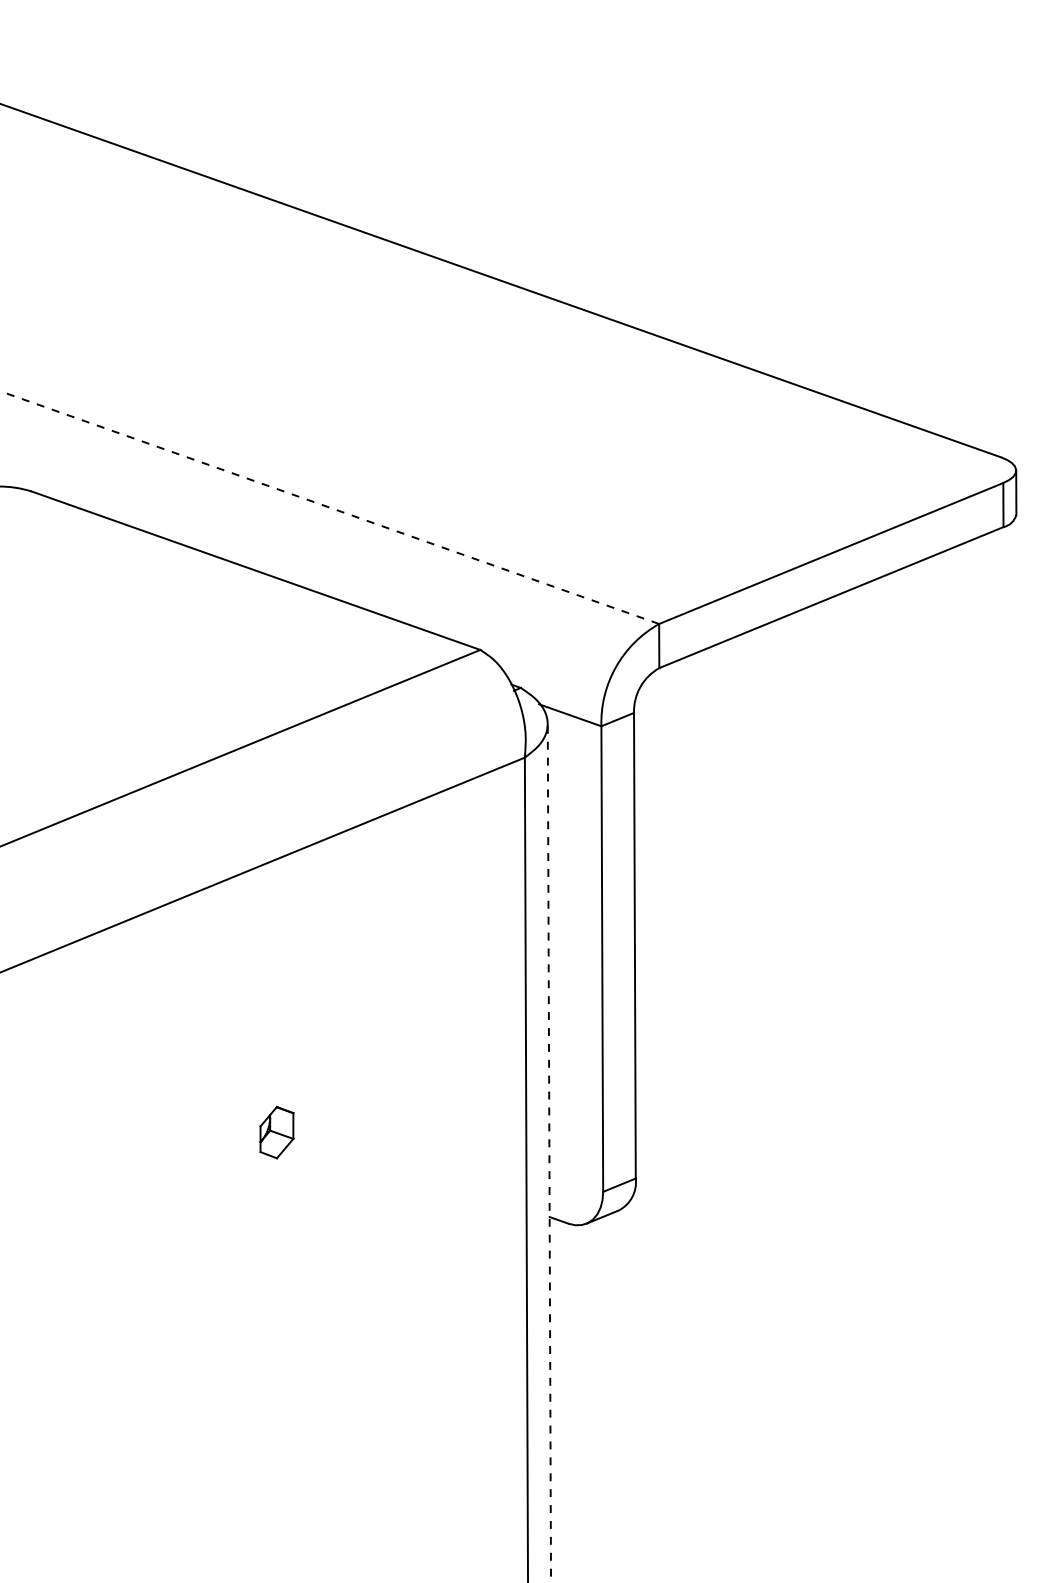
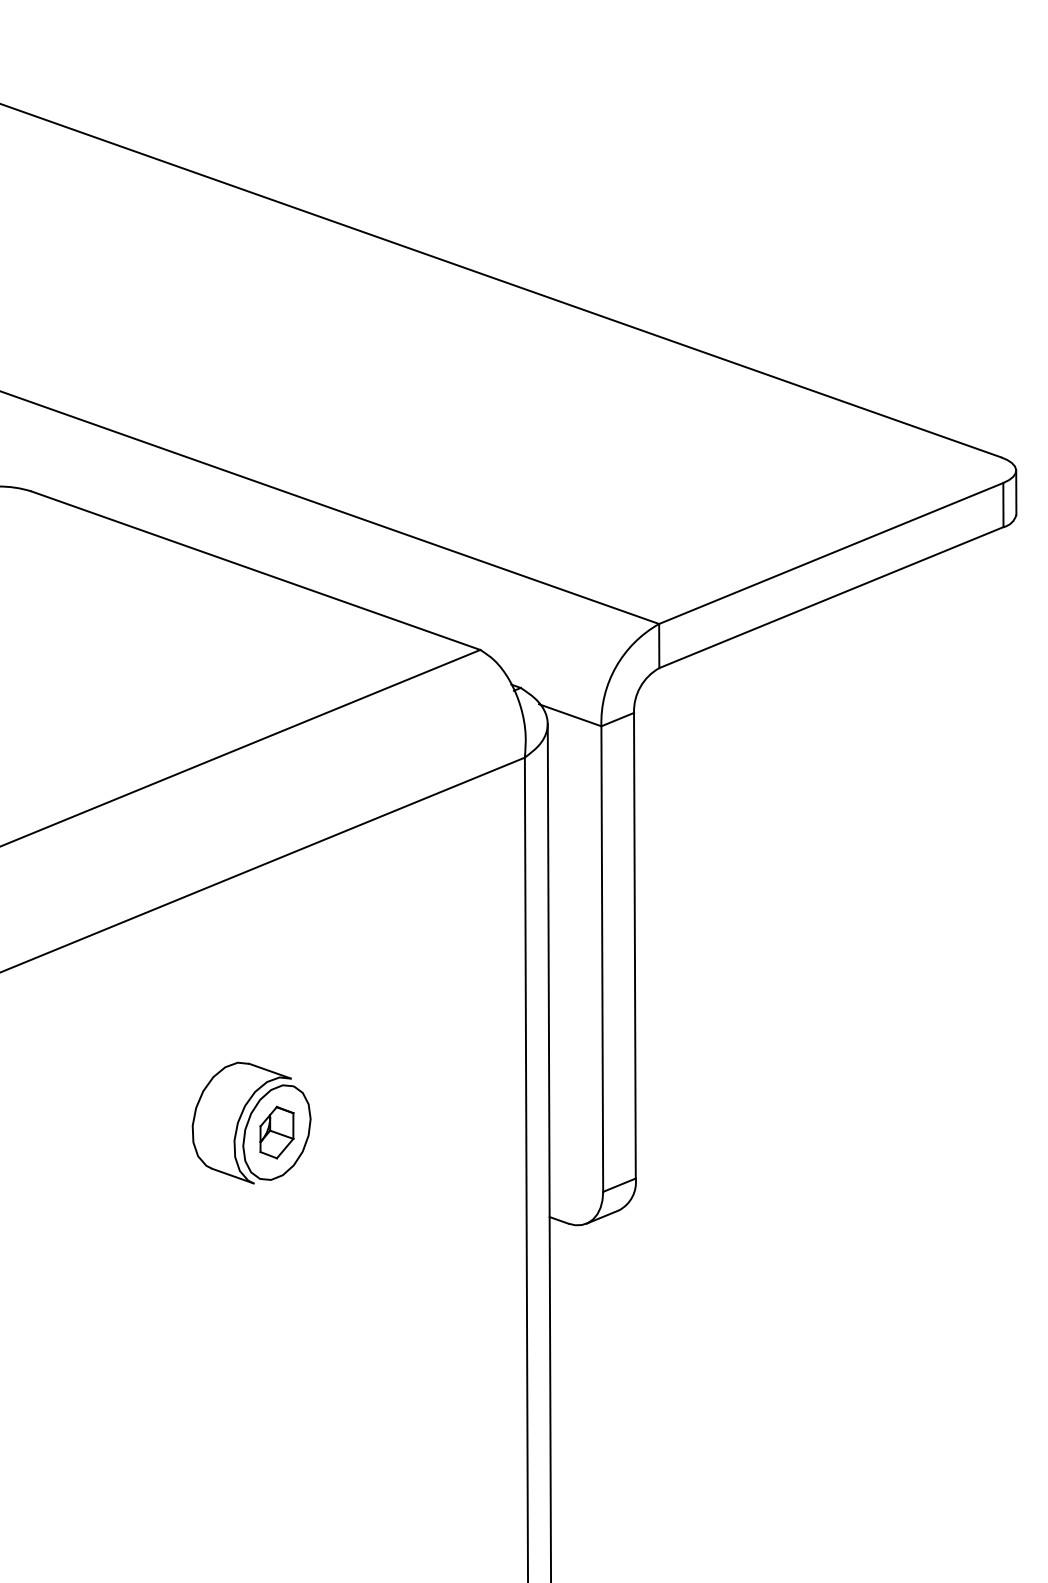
line: dashed -> solid (329, 507)
part: none -> present (251, 1122)
line: dashed -> solid (549, 1152)
